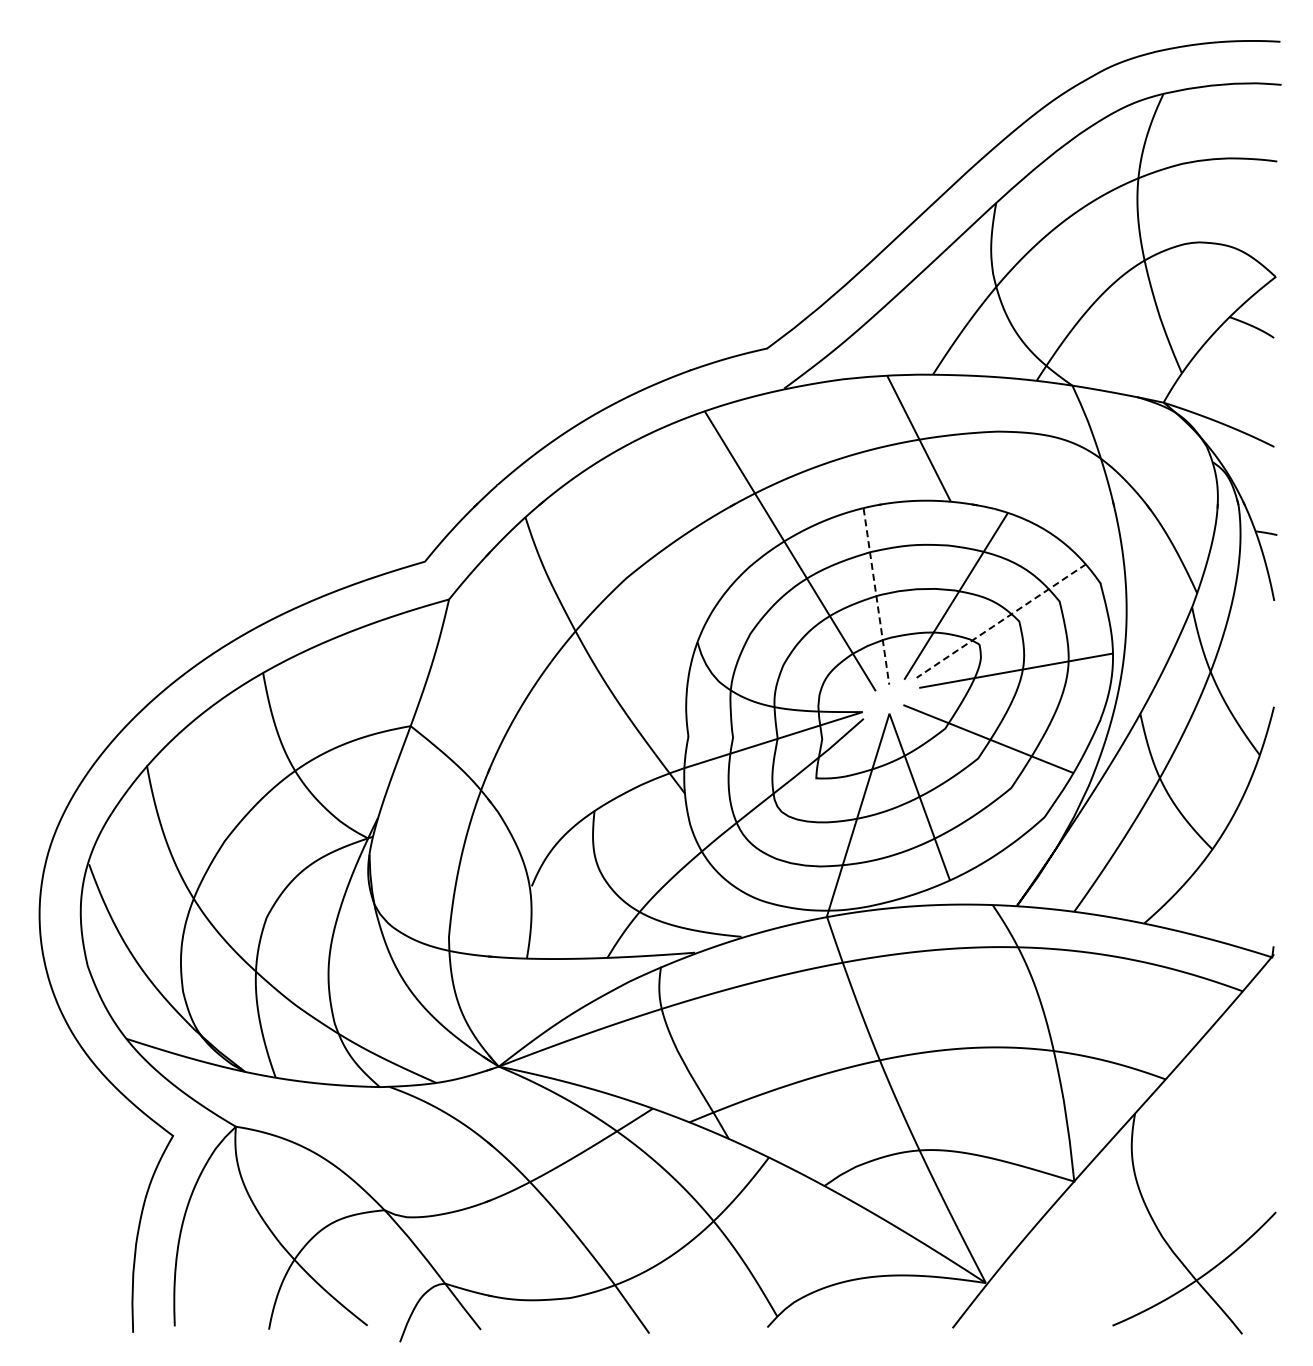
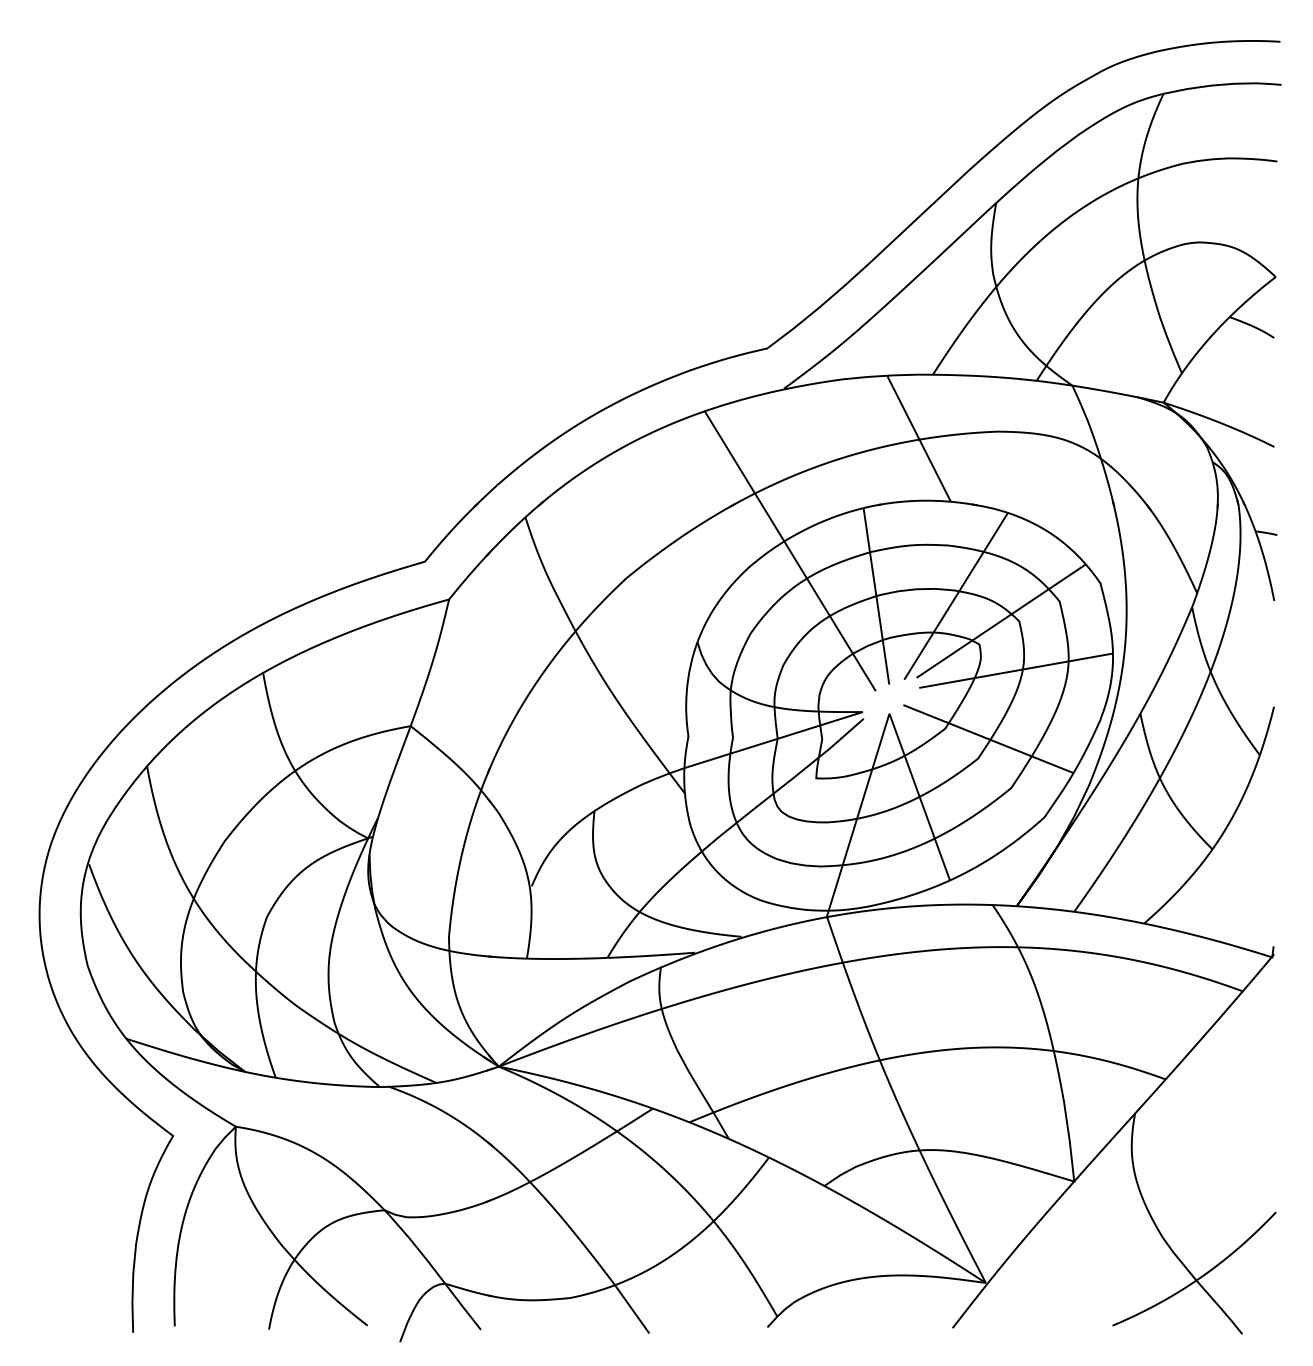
line: dashed -> solid (876, 596)
line: dashed -> solid (1000, 621)
